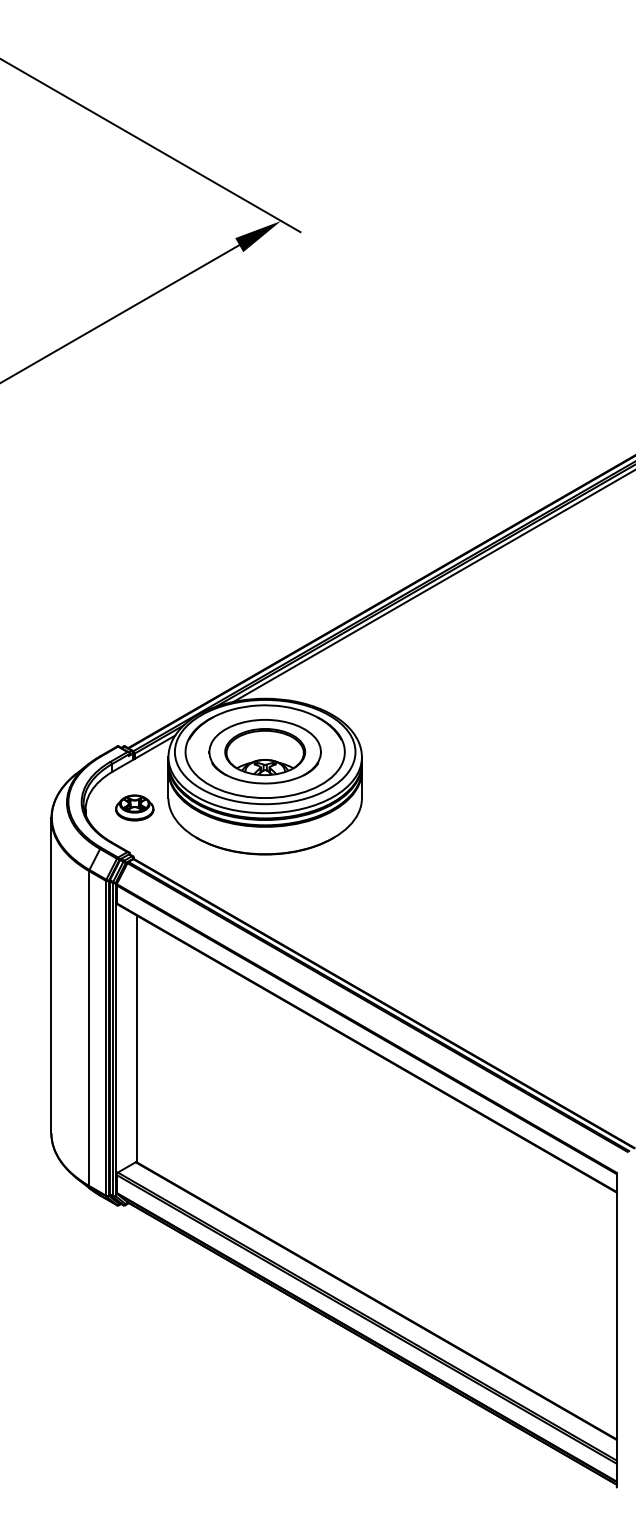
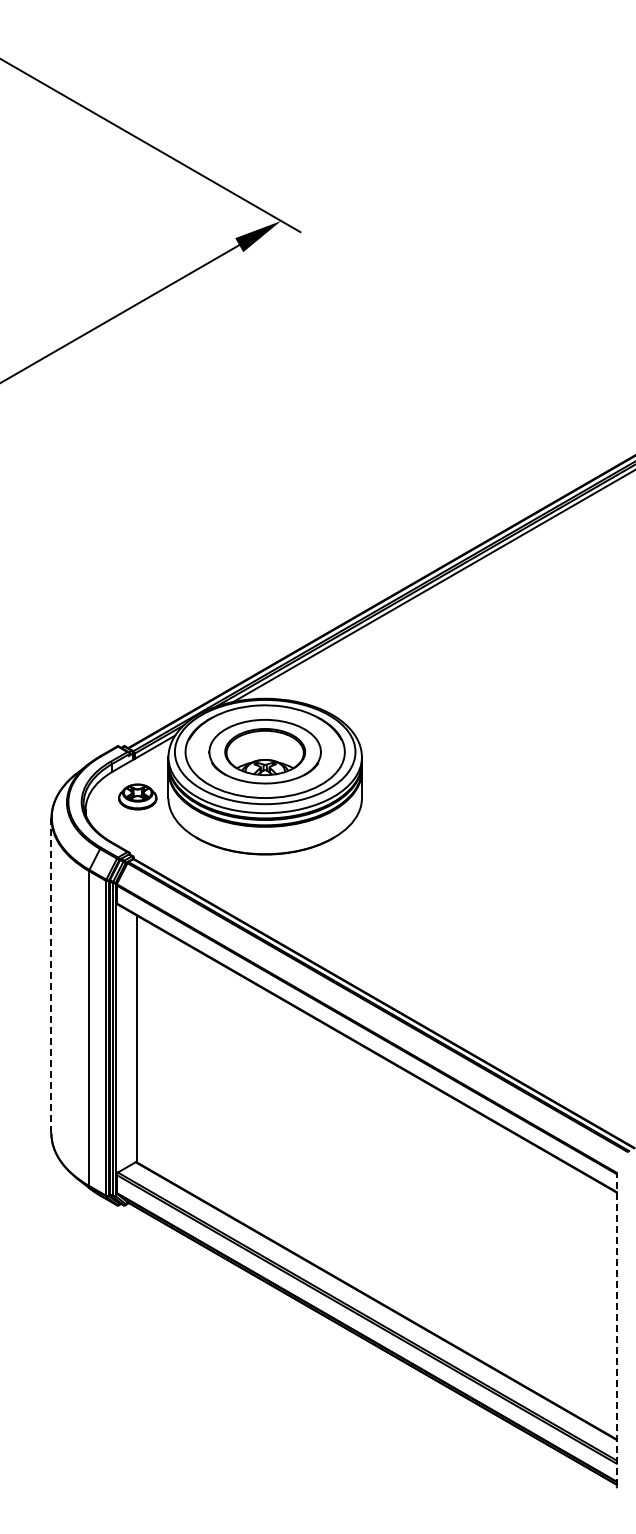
part position: (134, 807) -> (137, 796) (137, 796)
line: solid -> dashed (51, 976)
line: solid -> dashed (616, 1329)
